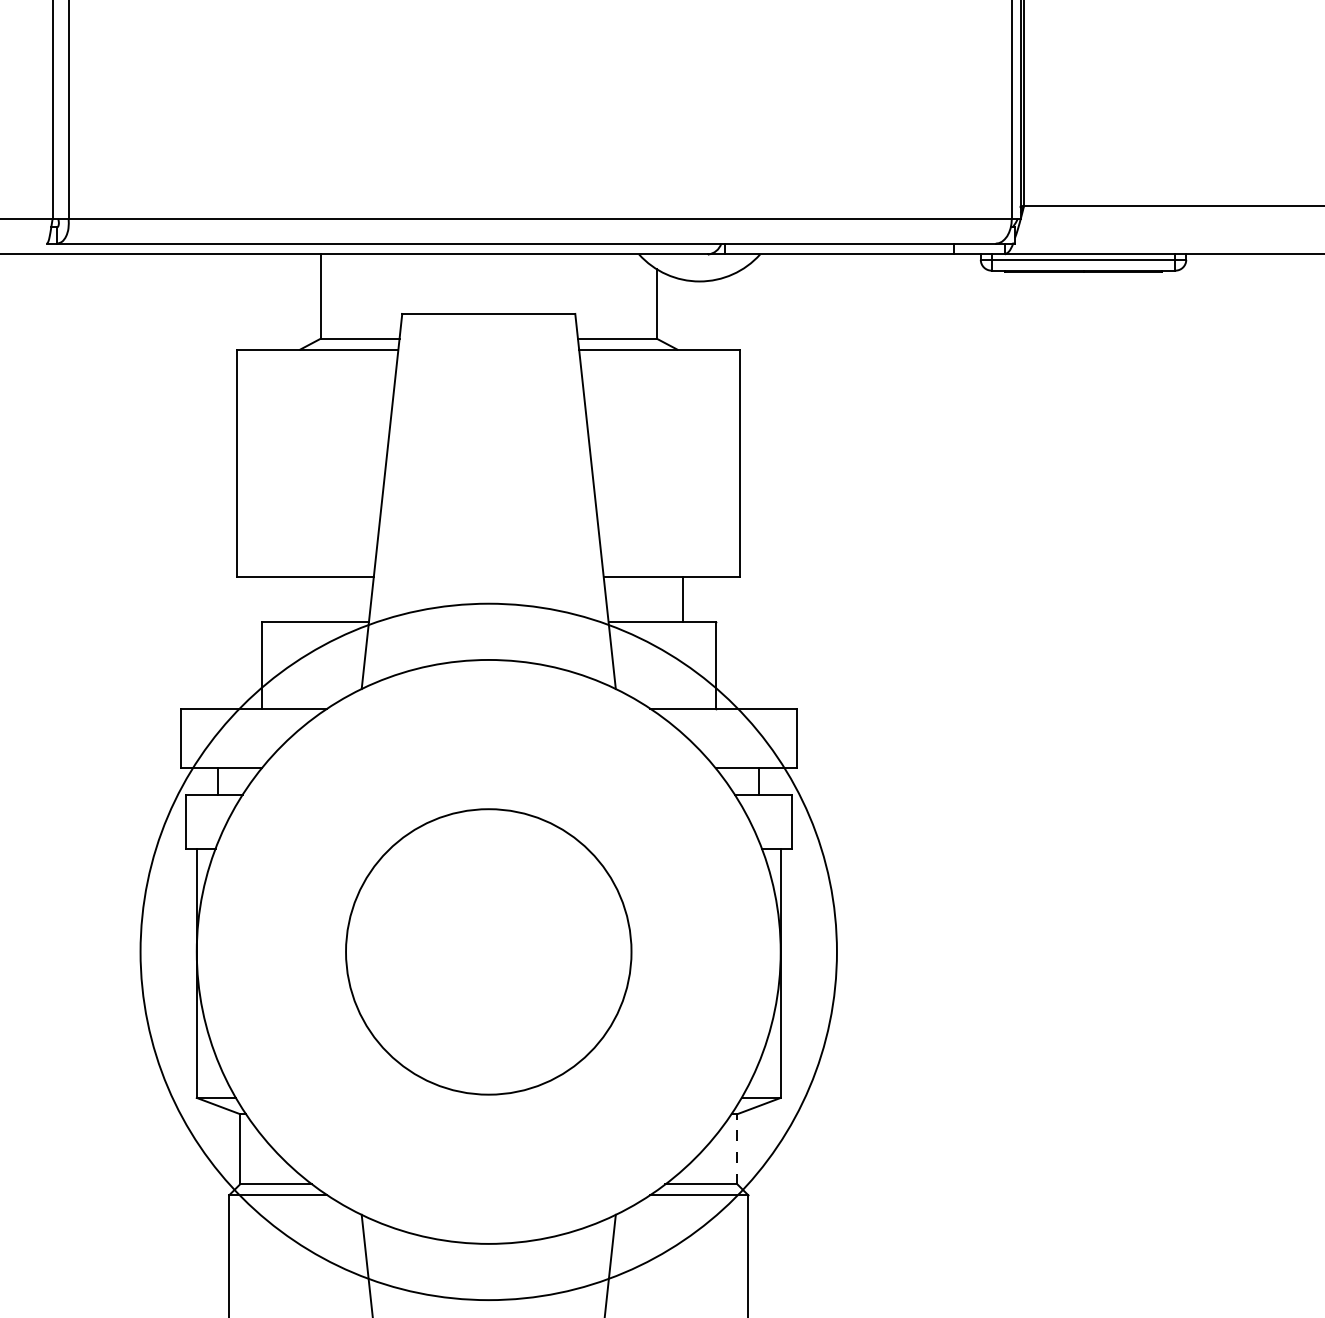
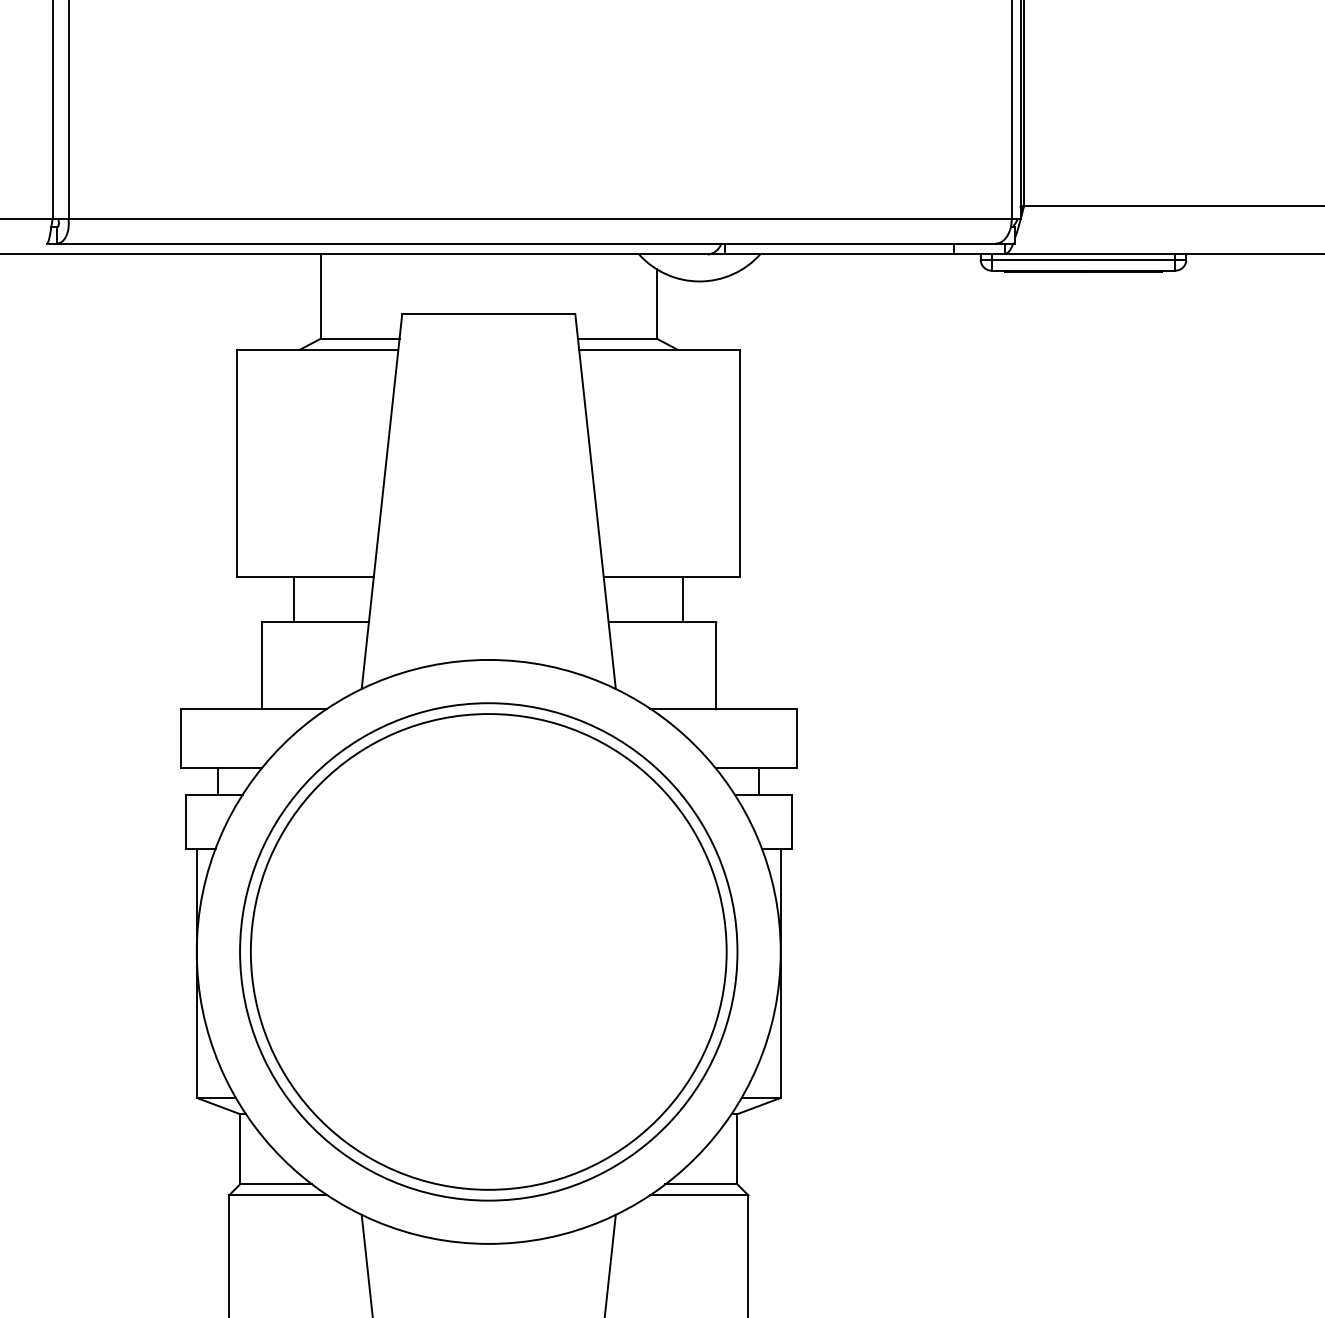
line: none -> present (294, 599)
circle diameter: 285 px -> 476 px (488, 951)
circle diameter: 696 px -> 497 px (488, 951)
line: dashed -> solid (737, 1148)
